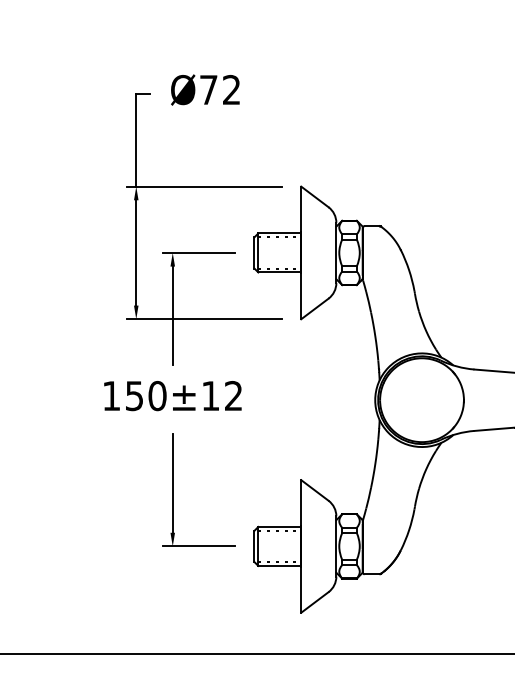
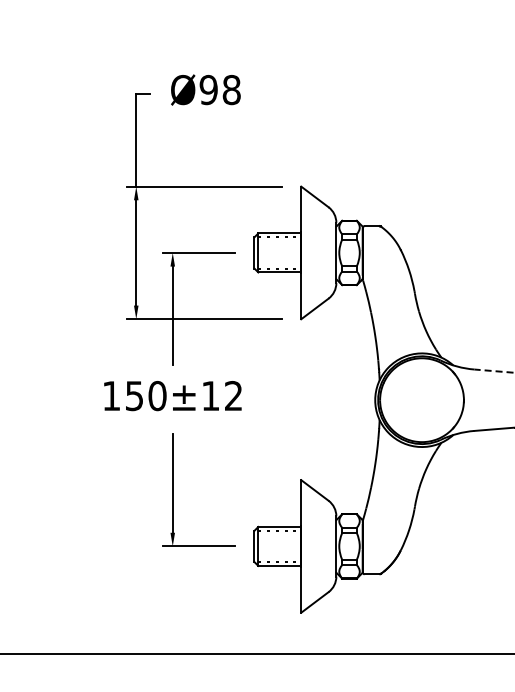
text: Ø72 -> Ø98 (219, 89)
line: solid -> dashed (494, 371)
